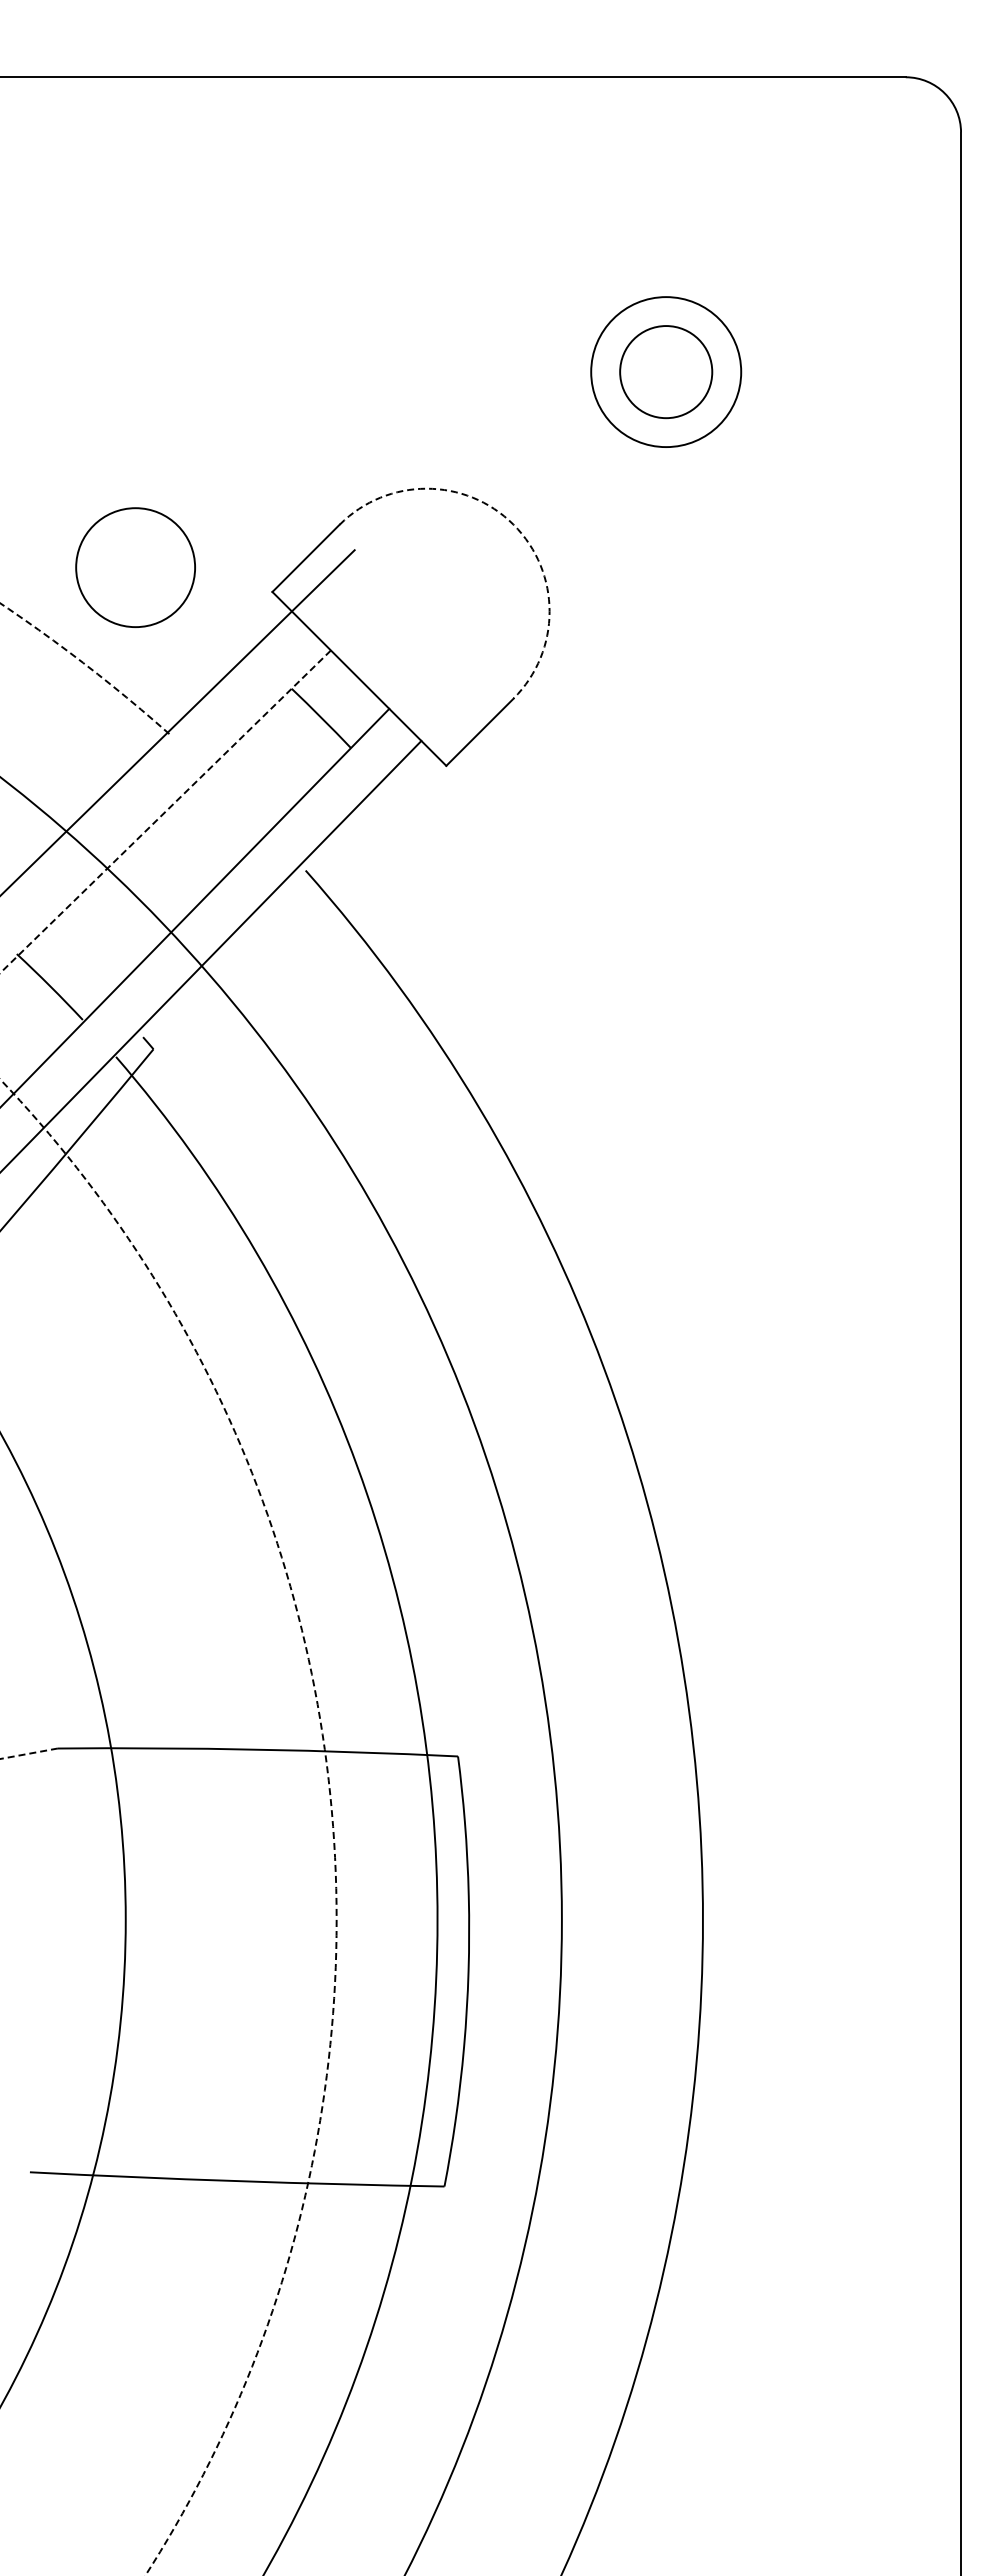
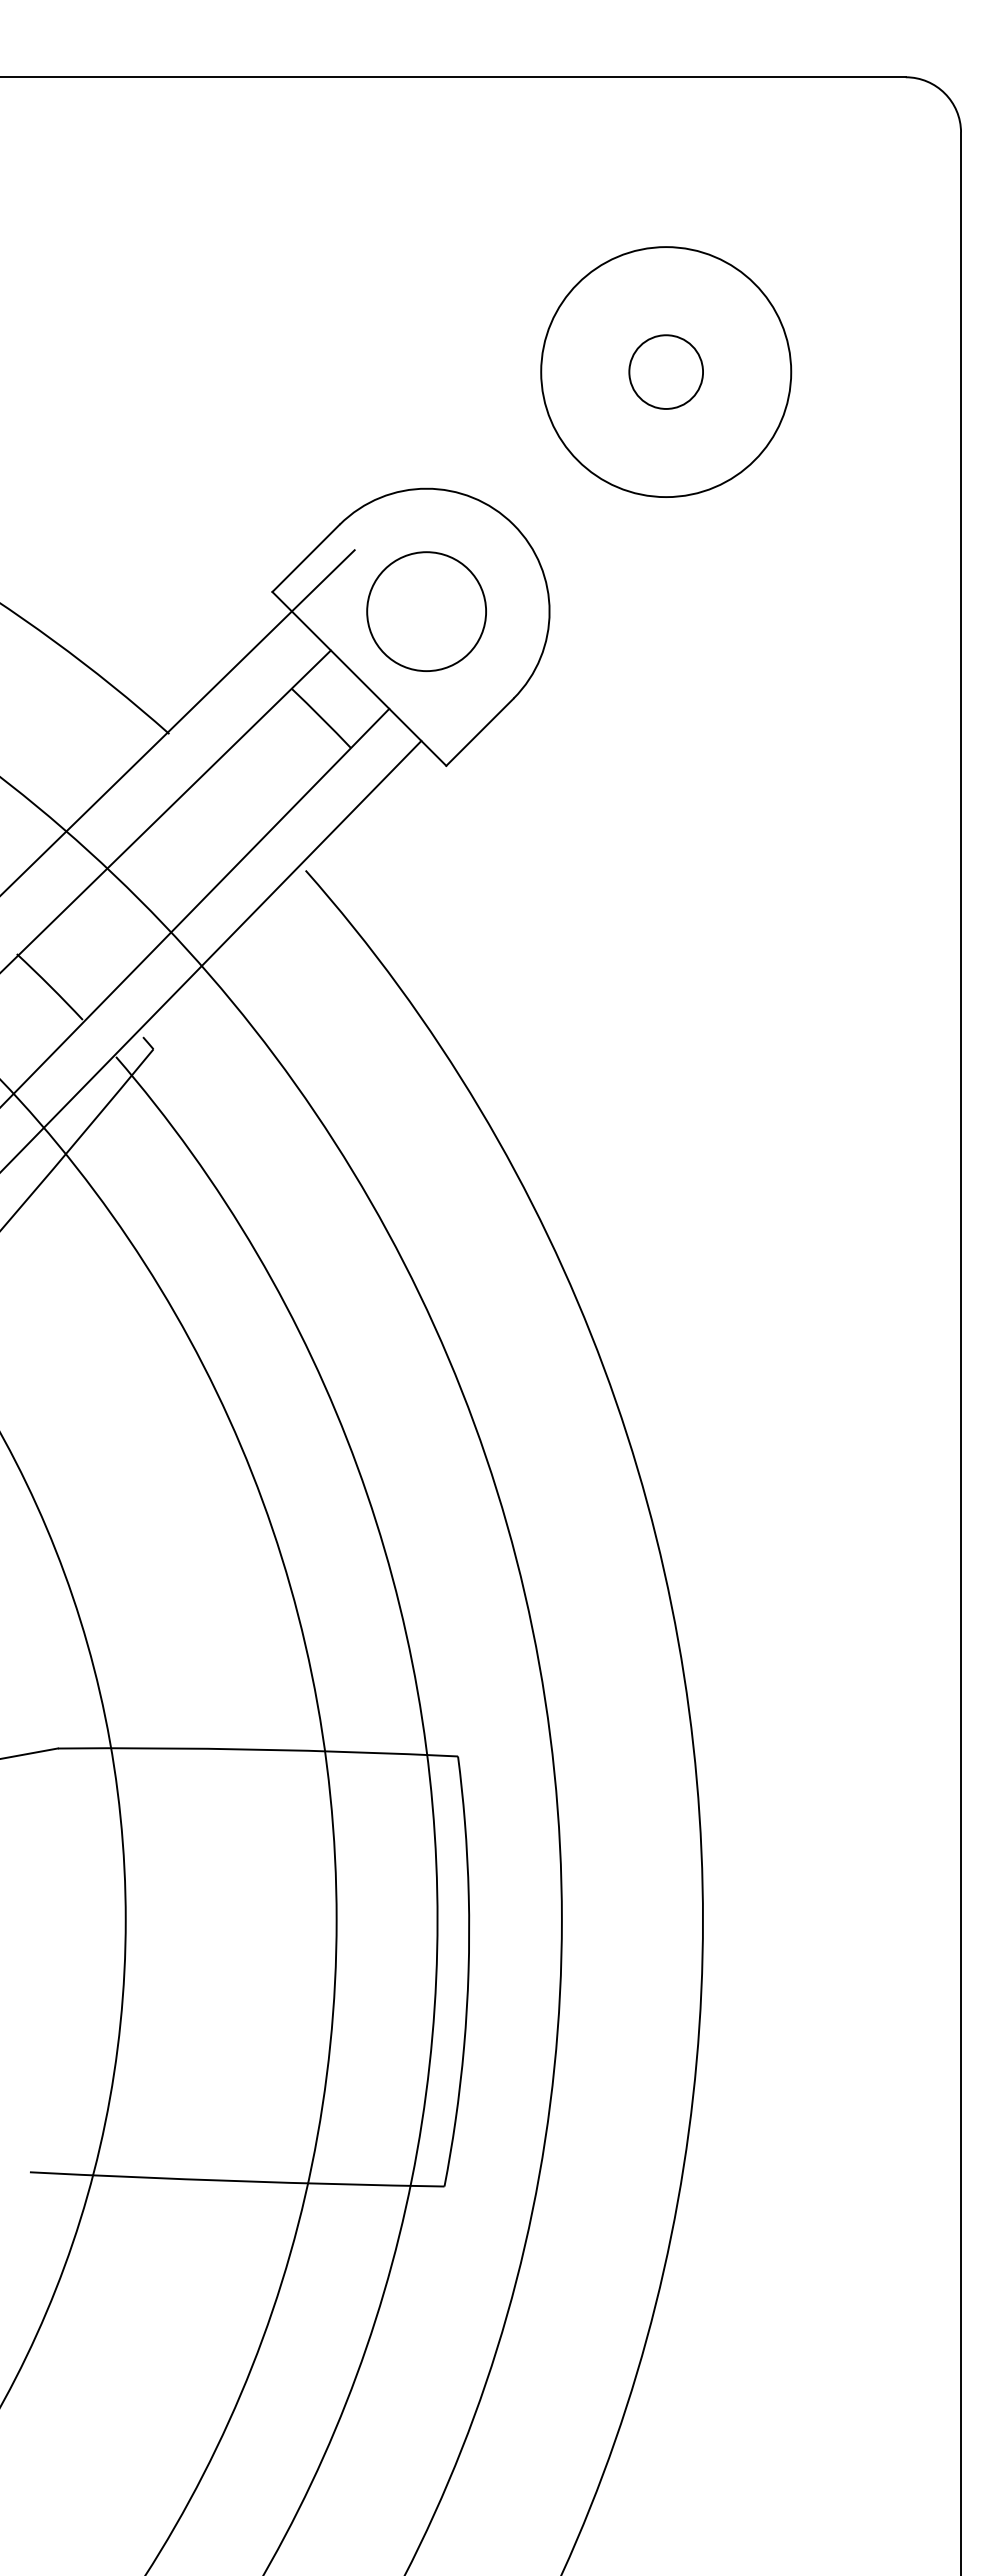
circle diameter: 150 px -> 250 px (666, 372)
circle diameter: 92 px -> 74 px (666, 371)
arc: dashed -> solid (513, 524)
circle position: (135, 567) -> (426, 611) (426, 611)
arc: dashed -> solid (87, 665)
line: dashed -> solid (165, 811)
line: dashed -> solid (29, 1753)
circle: dashed -> solid (168, 1827)
